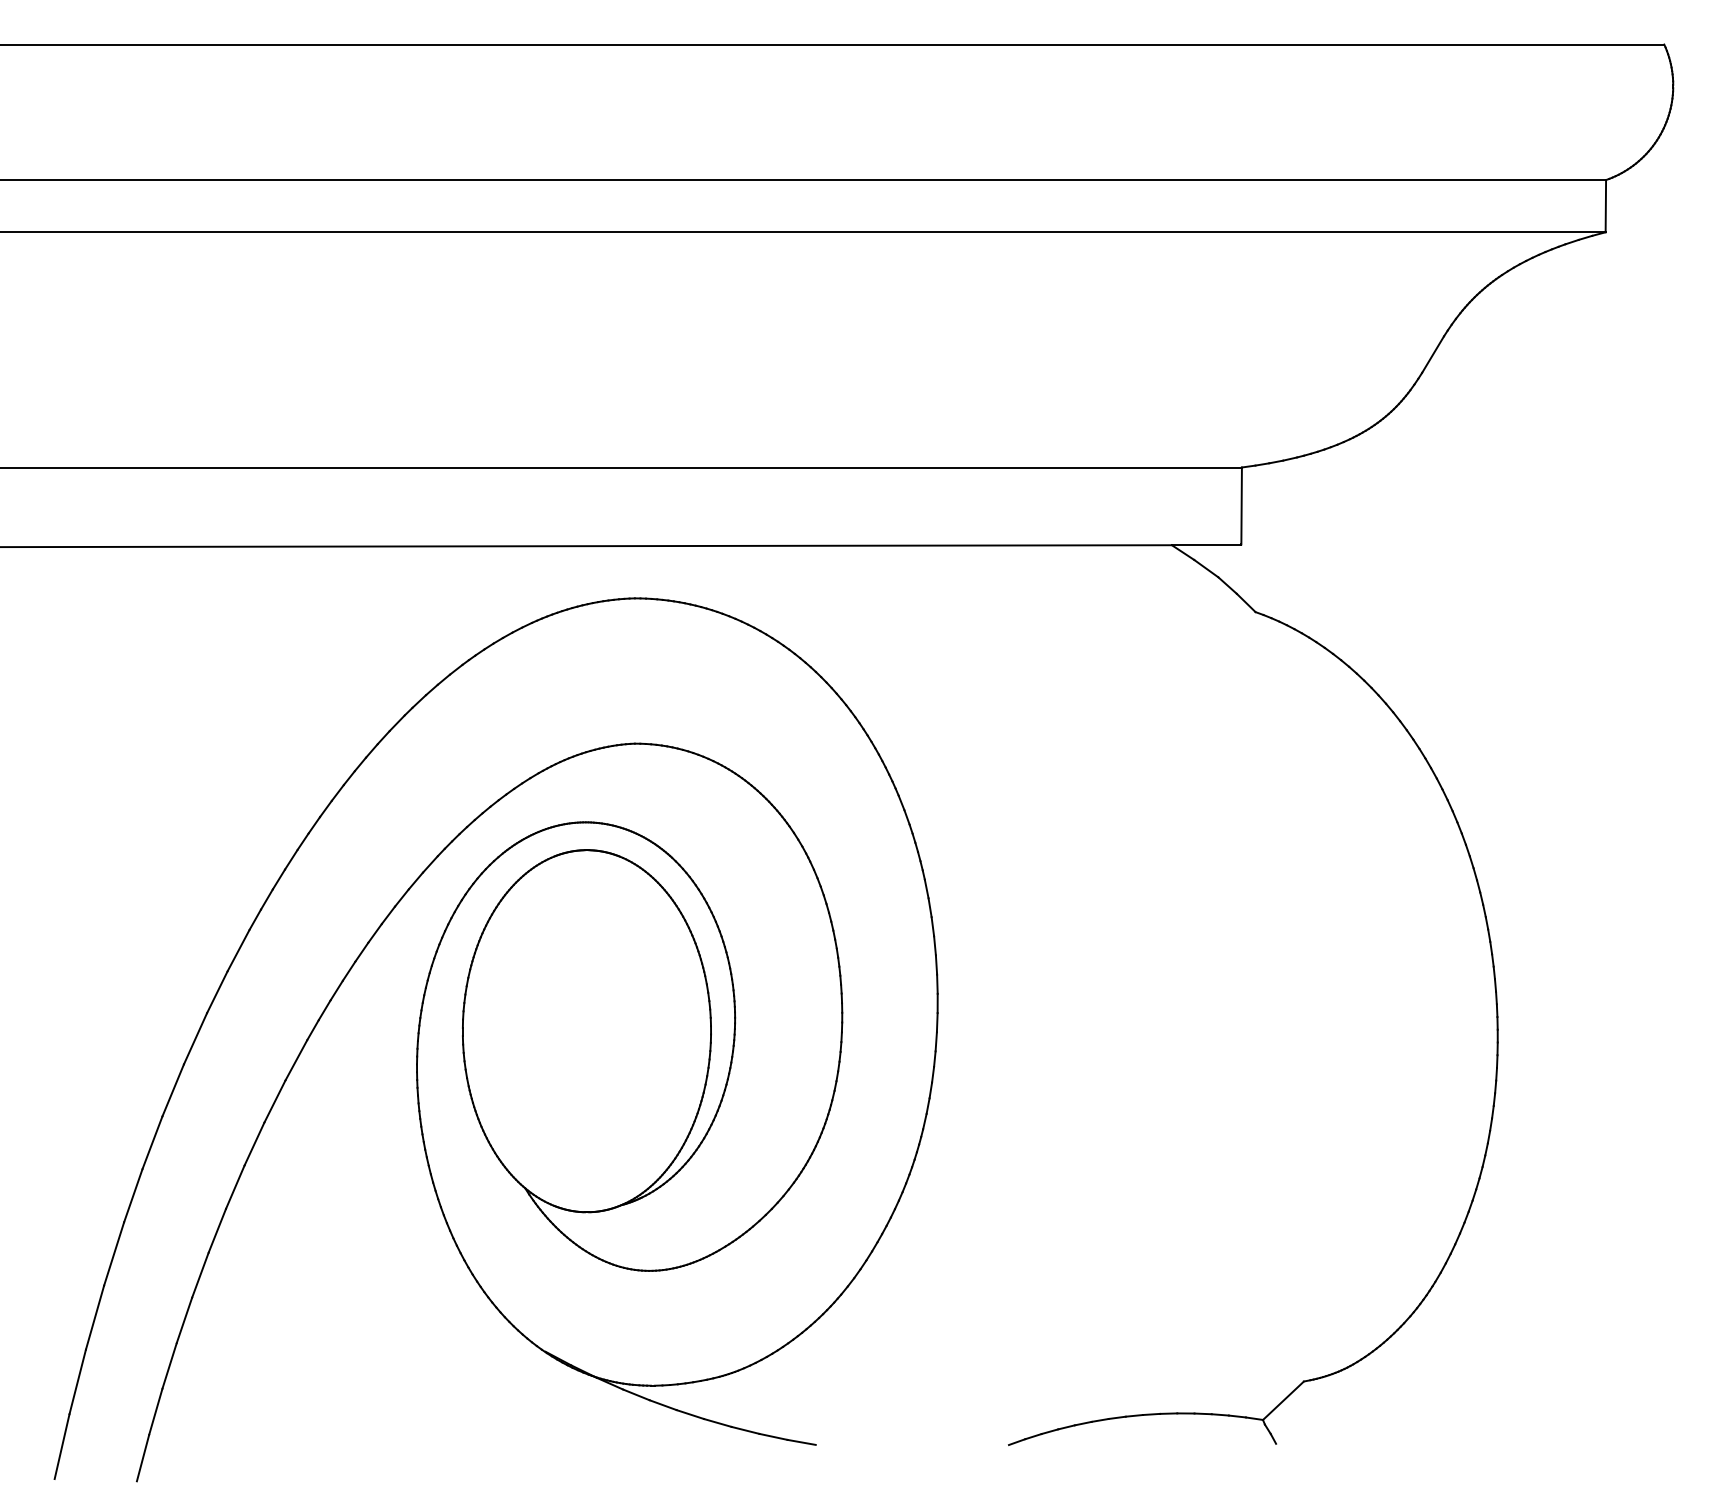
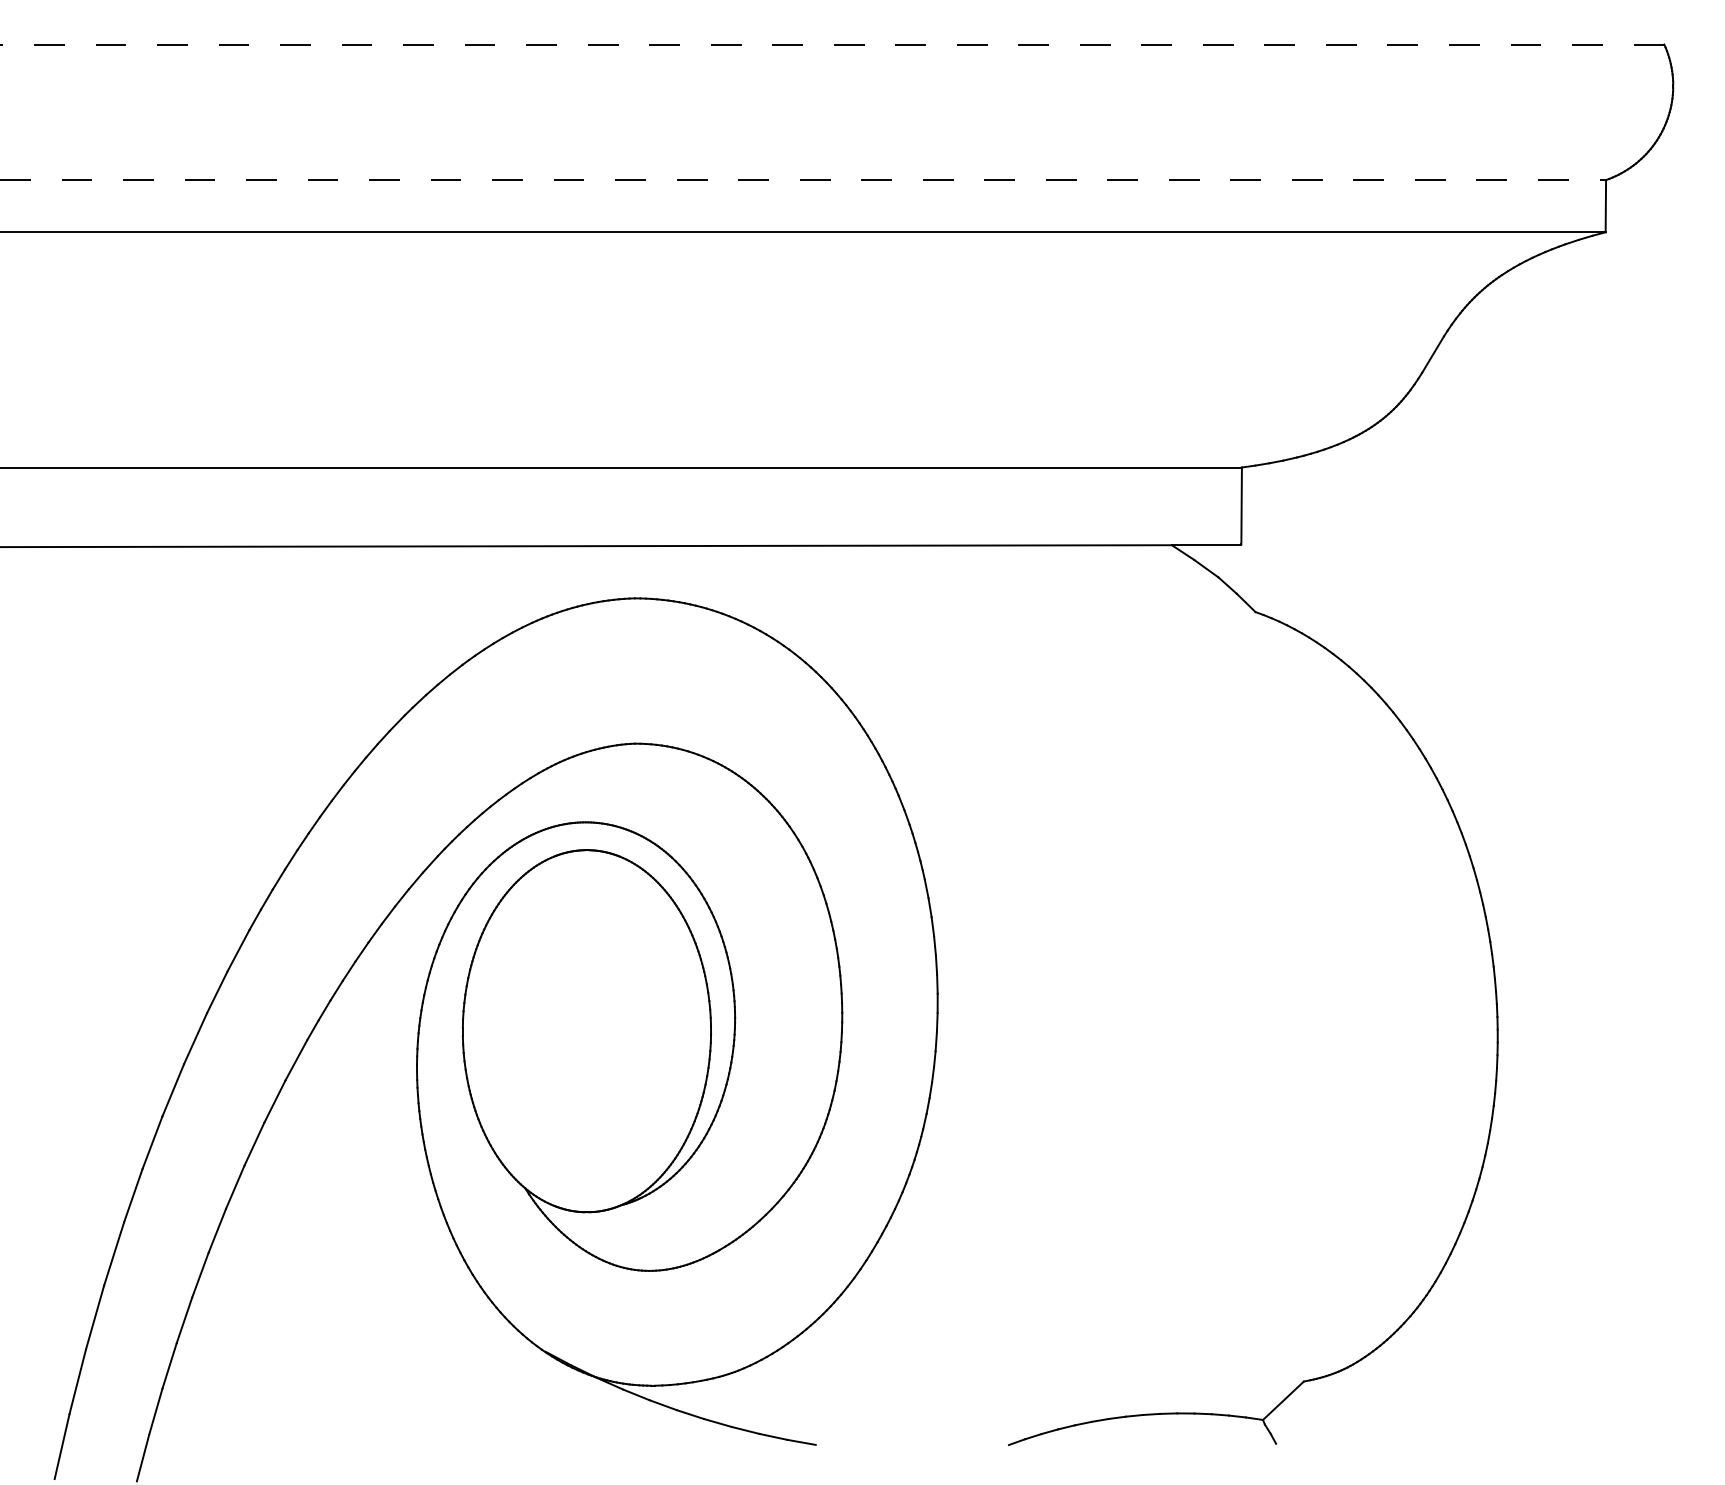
line: solid -> dashed (832, 44)
line: solid -> dashed (803, 180)
